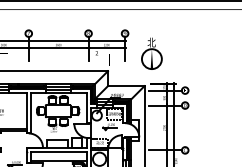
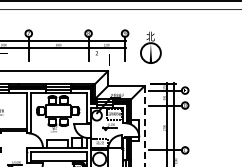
part position: (151, 53) -> (150, 47) (150, 47)
line: solid -> dashed (144, 126)
